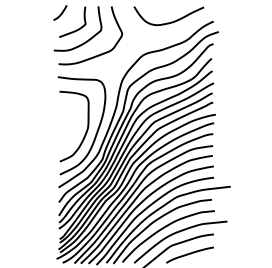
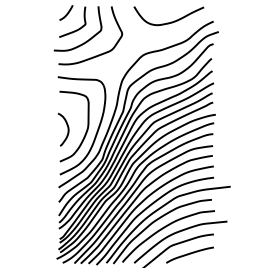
curve position: (61, 12) -> (67, 12) (67, 12)
curve: none -> present (67, 129)
